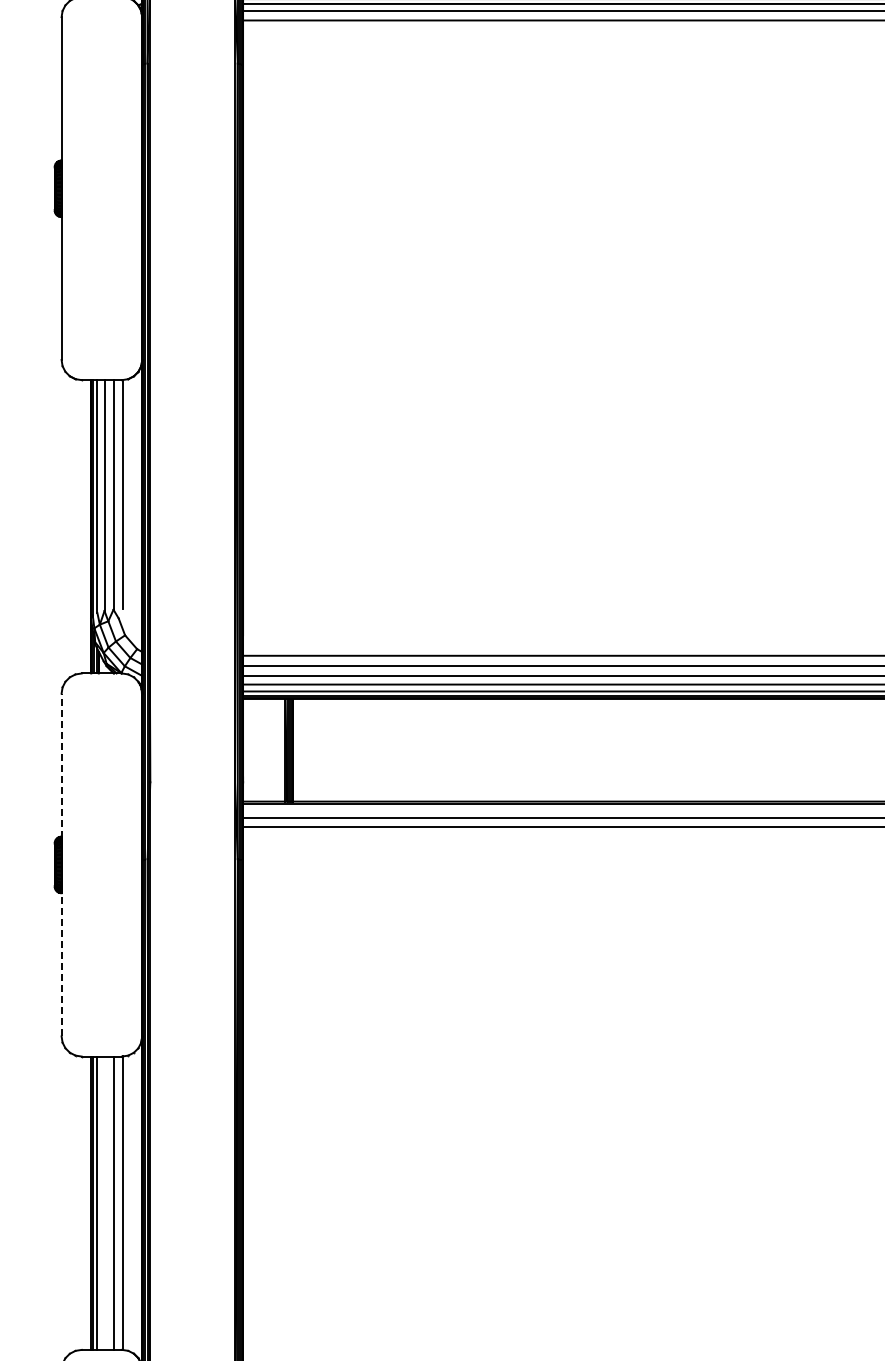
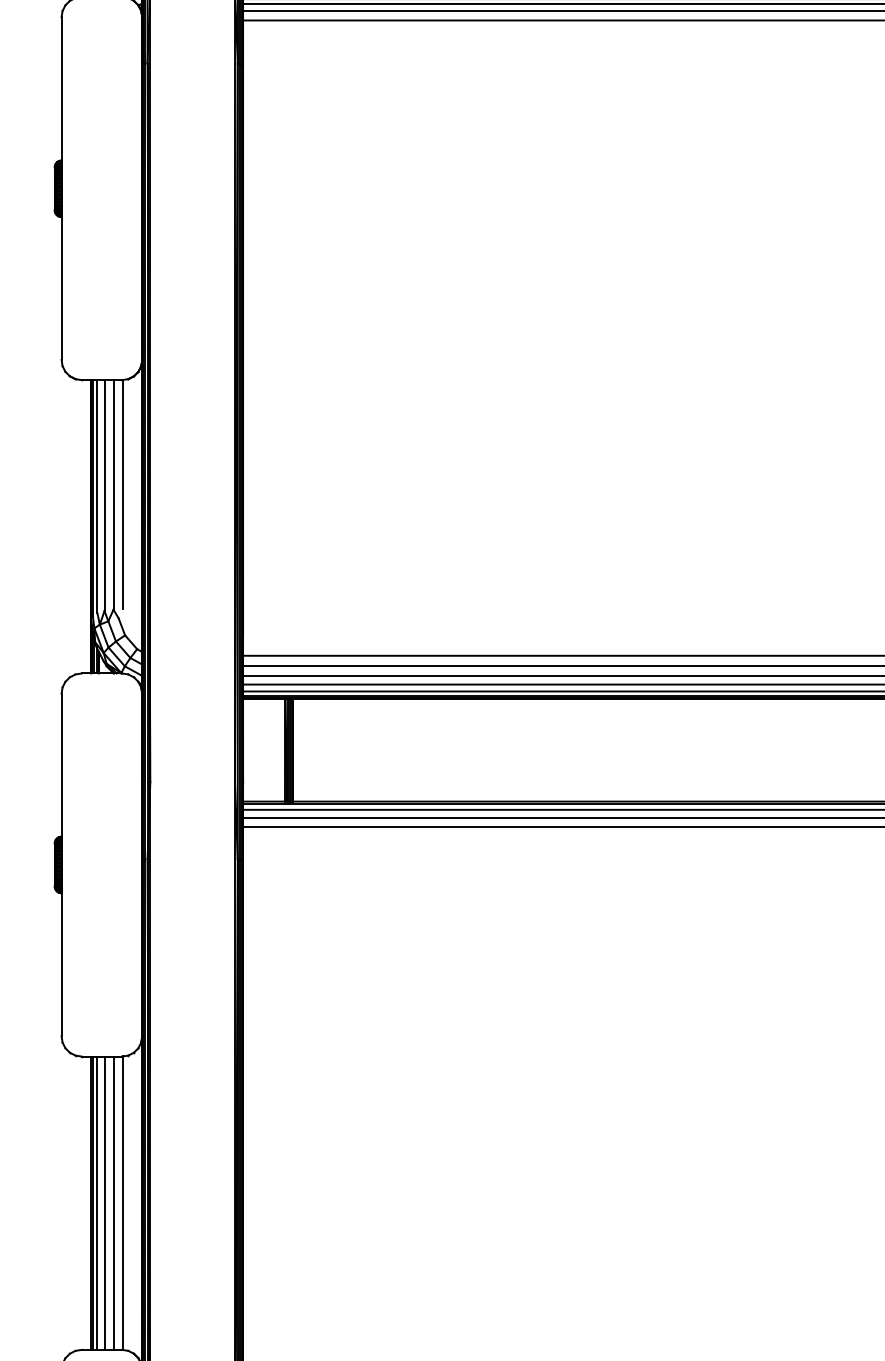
line: none -> present (562, 809)
line: dashed -> solid (61, 864)
line: none -> present (104, 1202)
